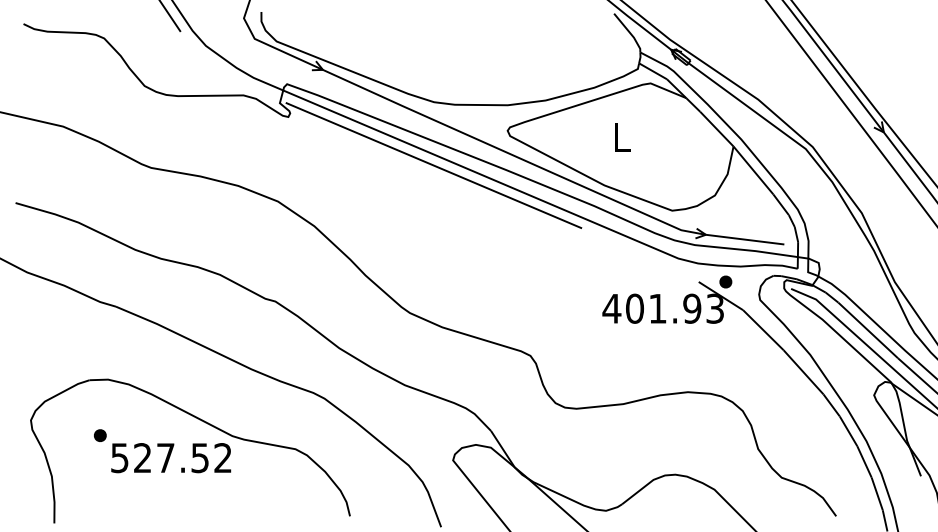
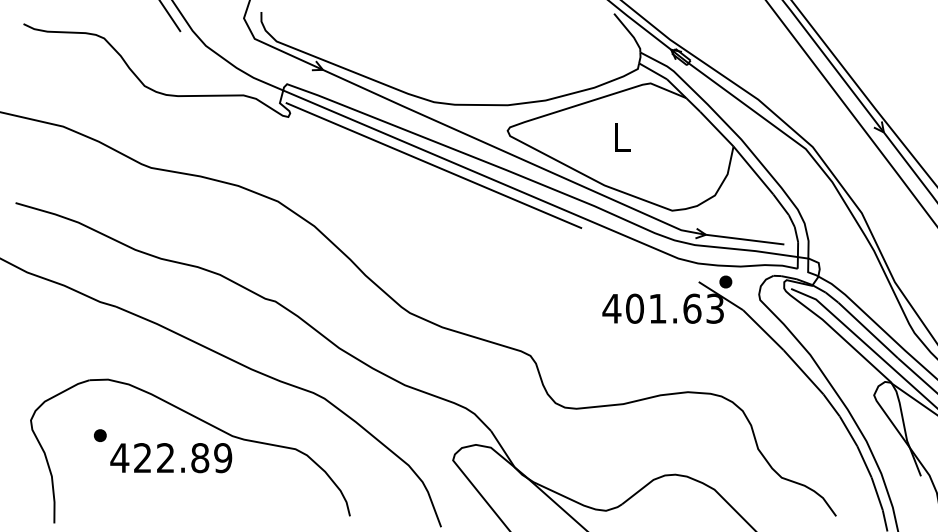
text: 401.93 -> 401.63 (692, 308)
text: 527.52 -> 422.89 (171, 458)
